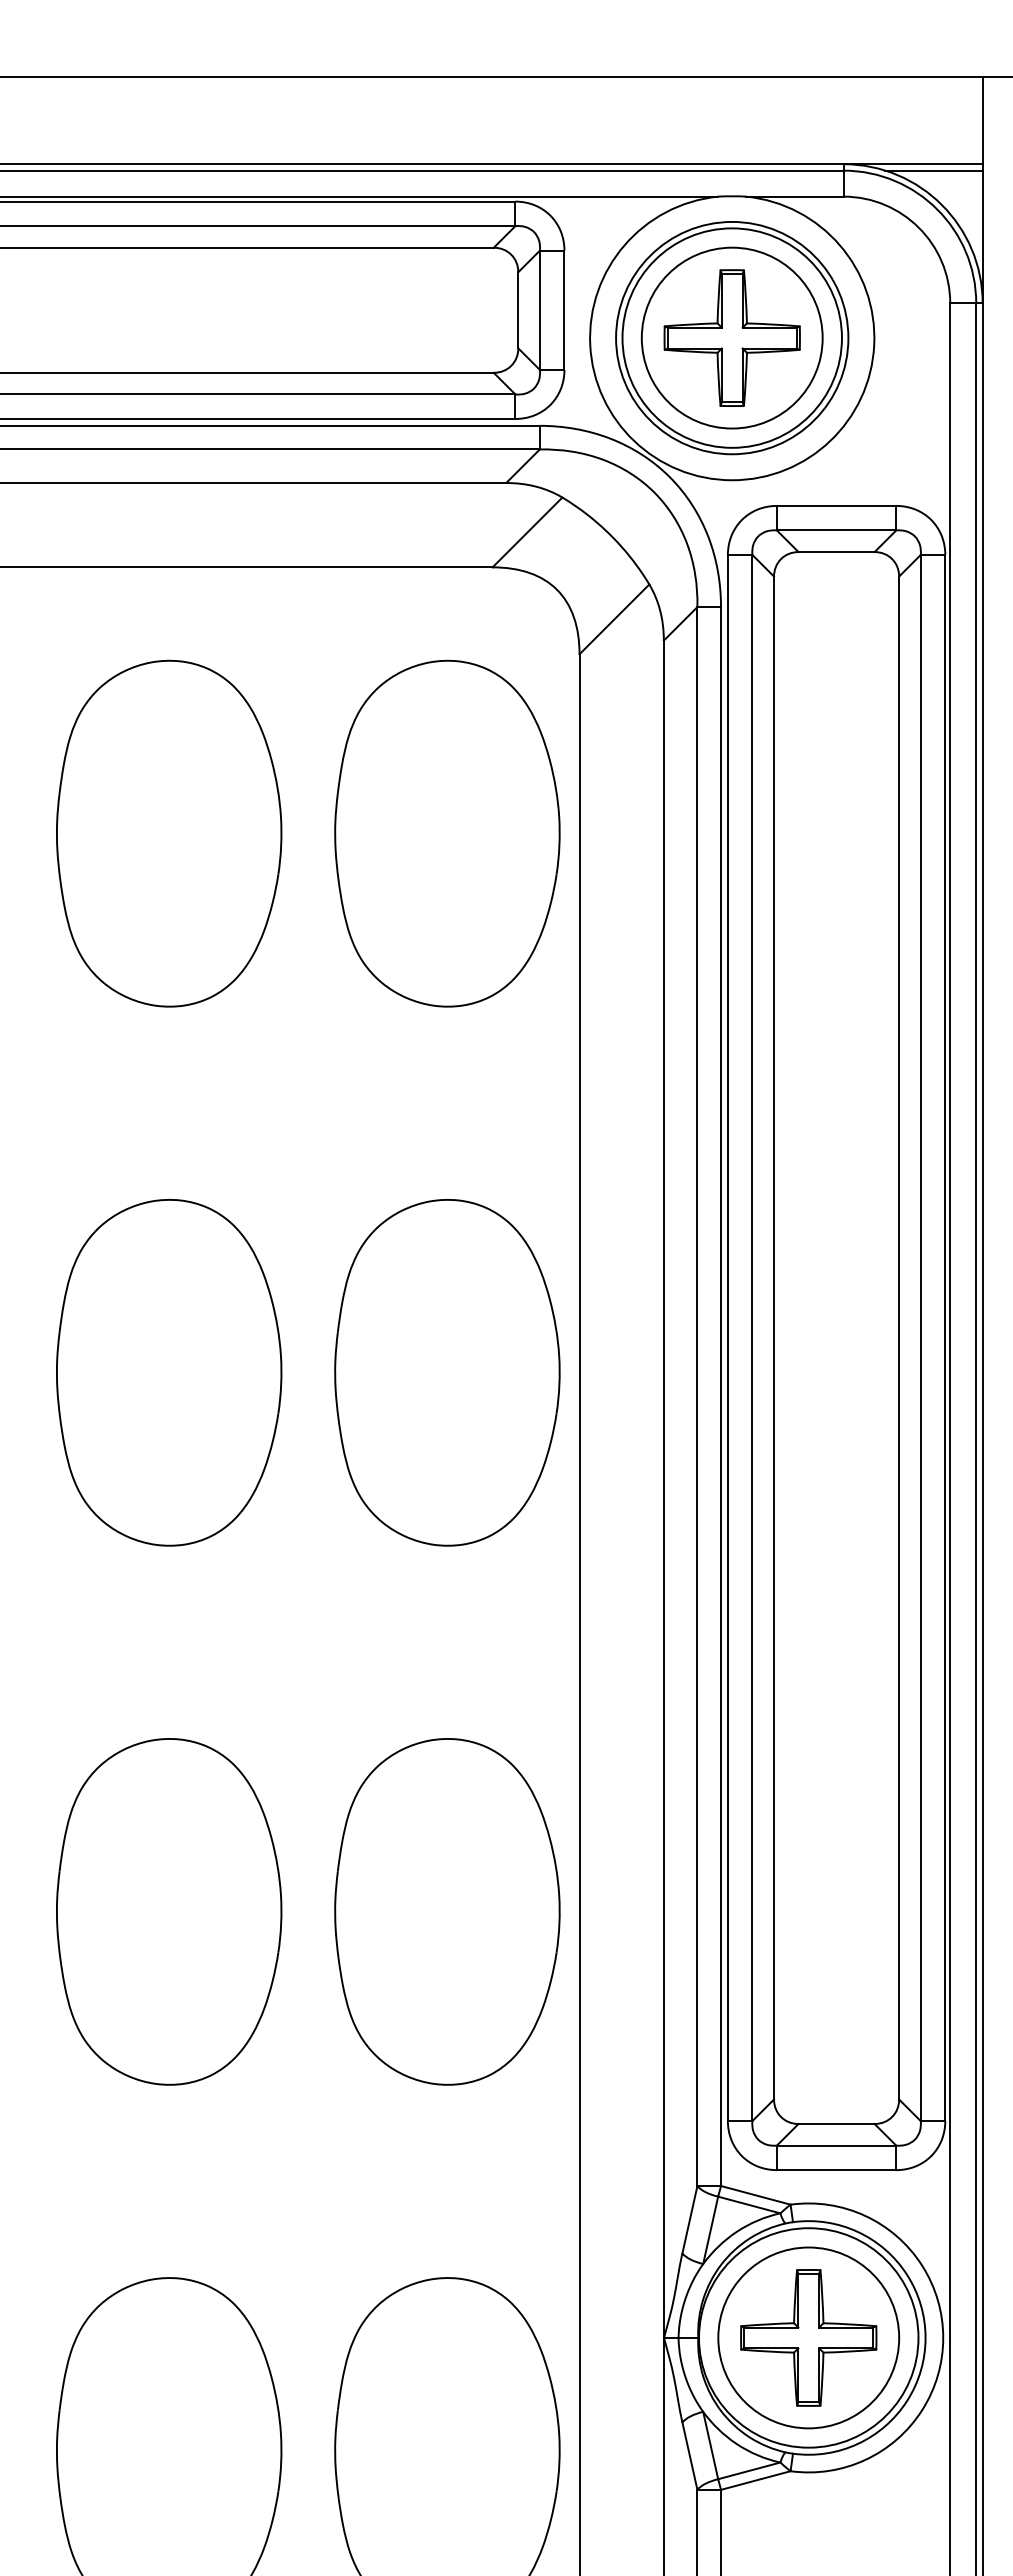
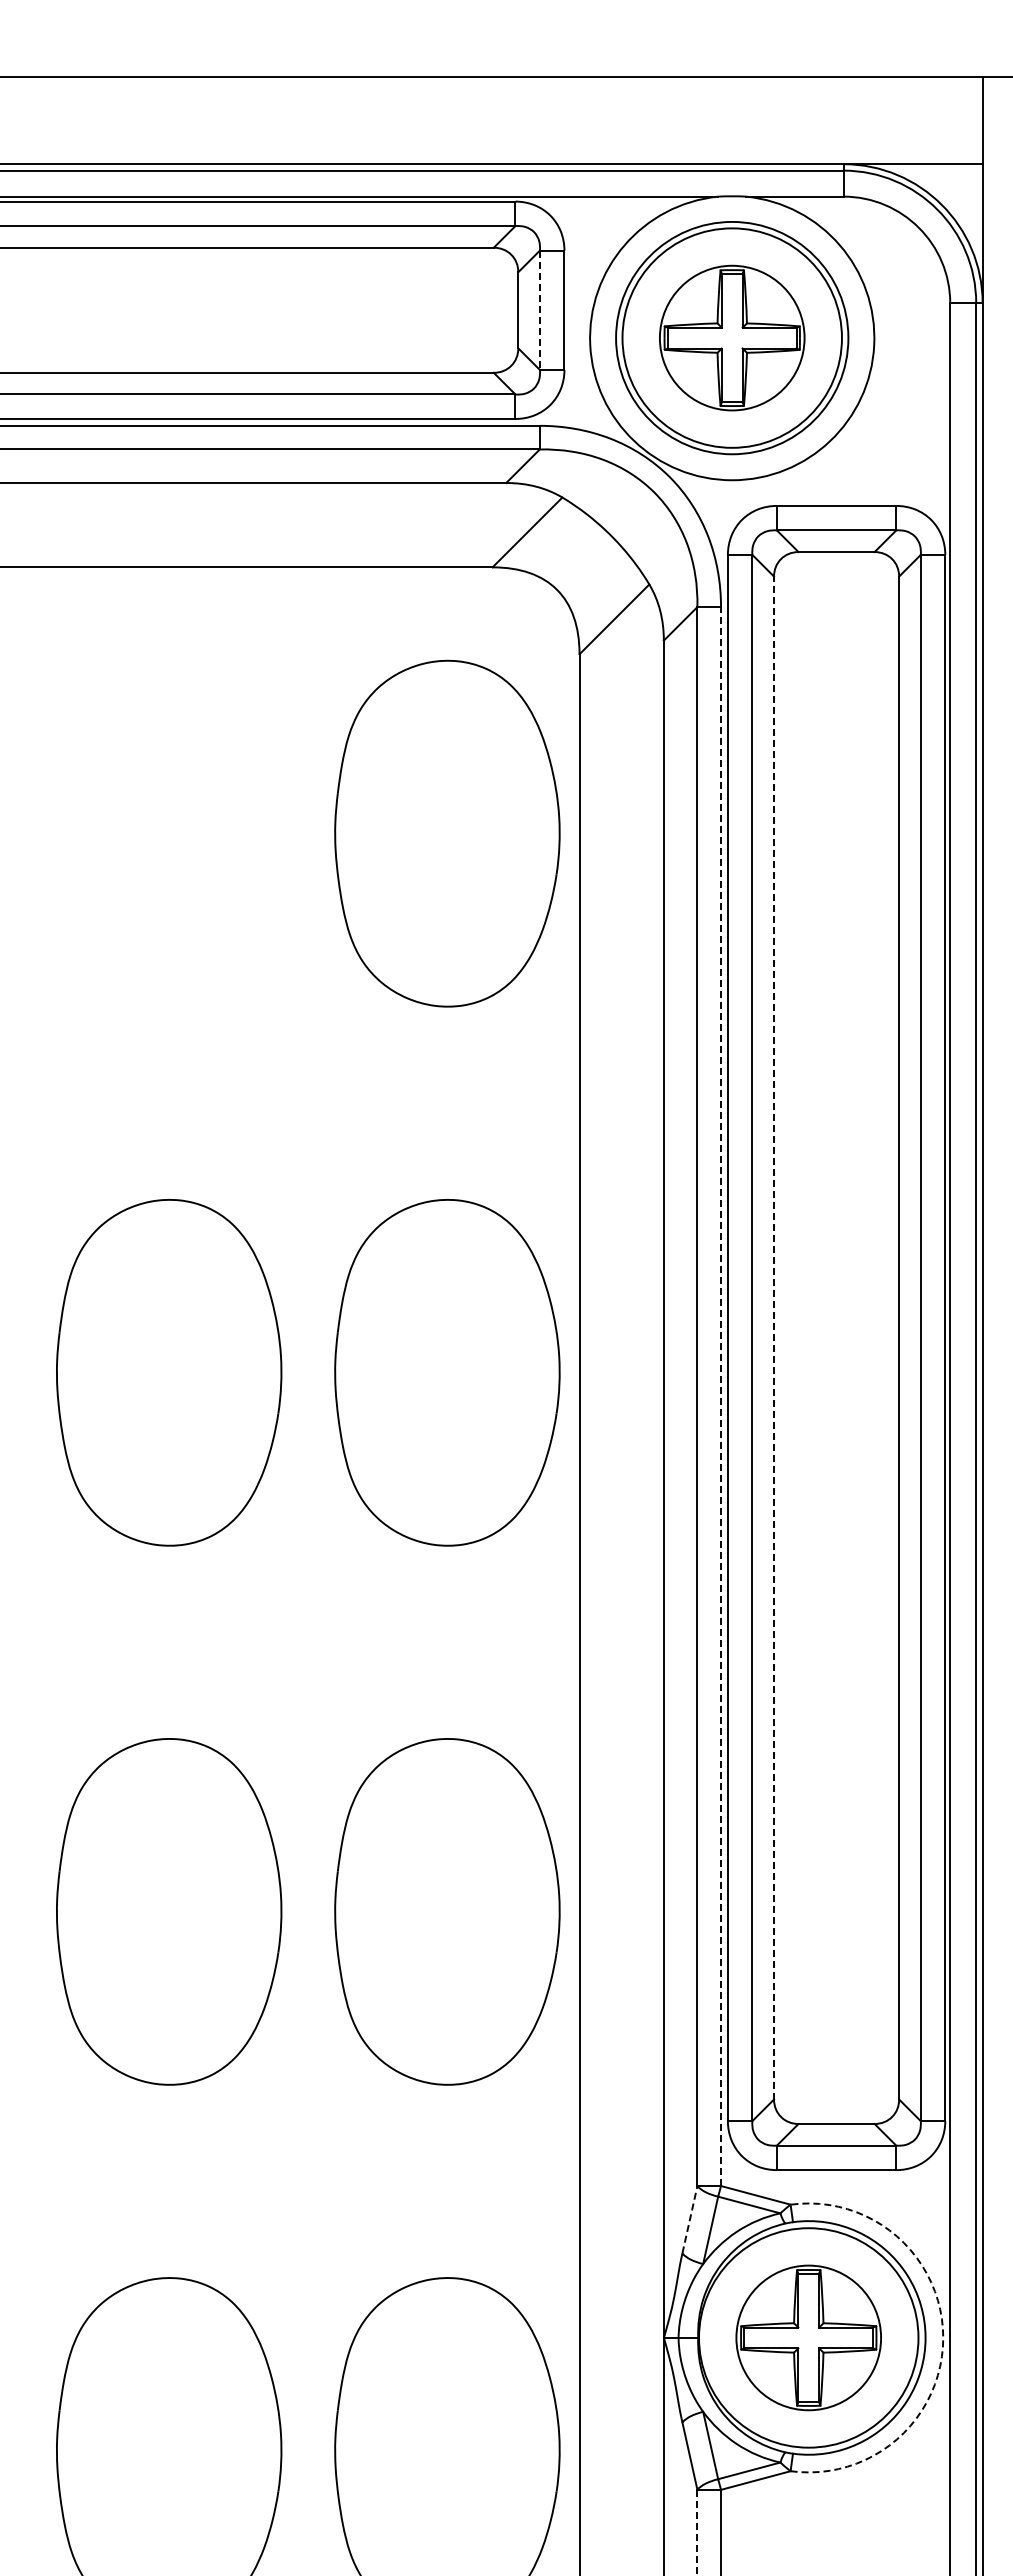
line: present -> none (933, 171)
line: solid -> dashed (539, 310)
circle diameter: 181 px -> 145 px (731, 337)
part: present -> none (169, 833)
line: solid -> dashed (774, 1337)
line: solid -> dashed (721, 1396)
line: solid -> dashed (690, 2219)
circle diameter: 181 px -> 145 px (808, 2337)
arc: solid -> dashed (943, 2337)
line: solid -> dashed (697, 2532)
